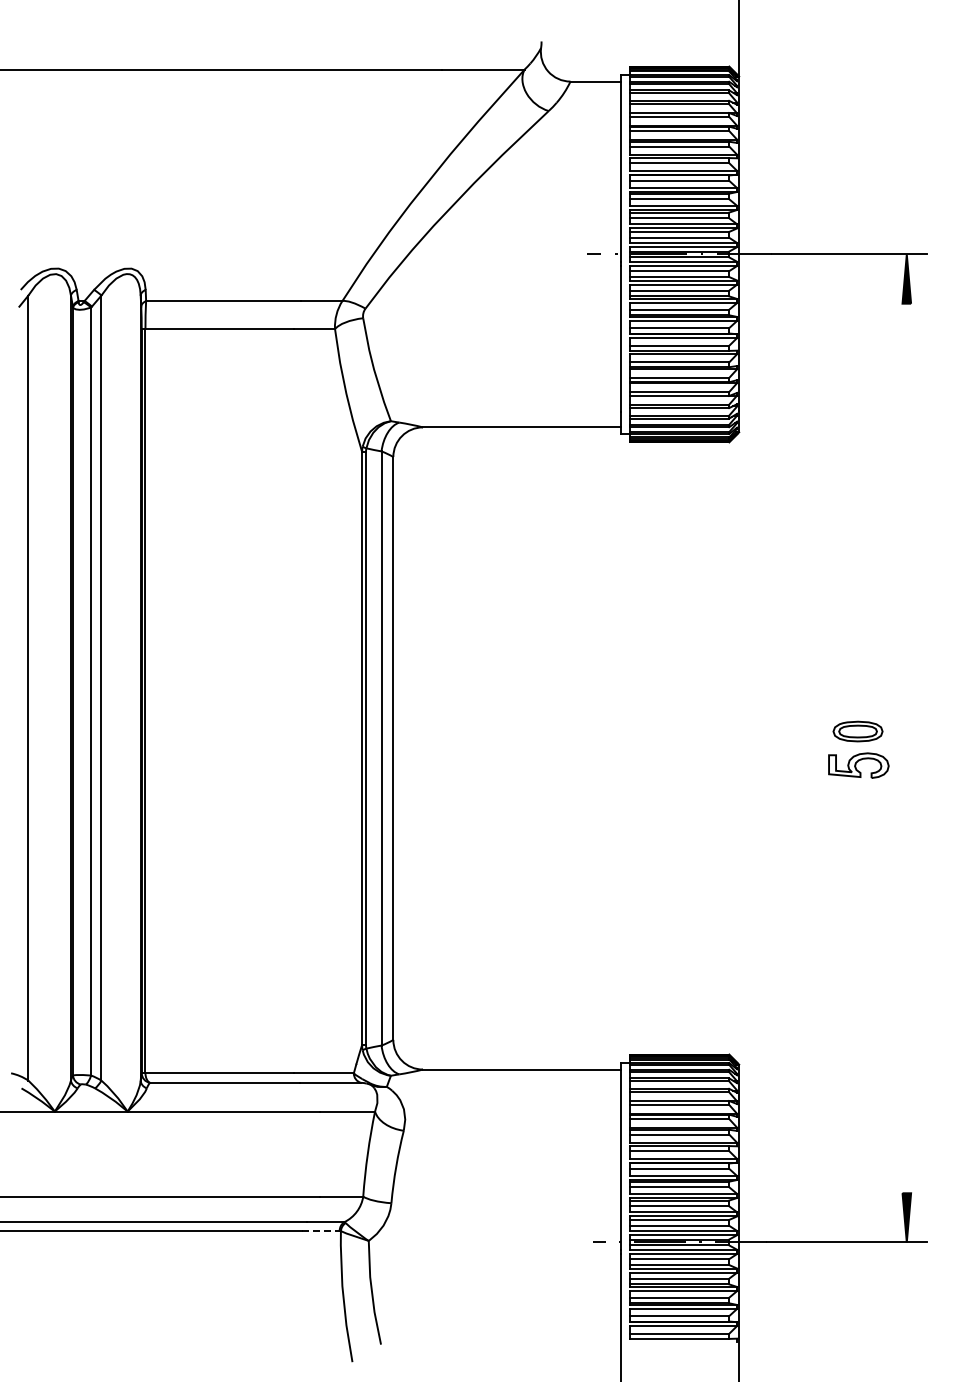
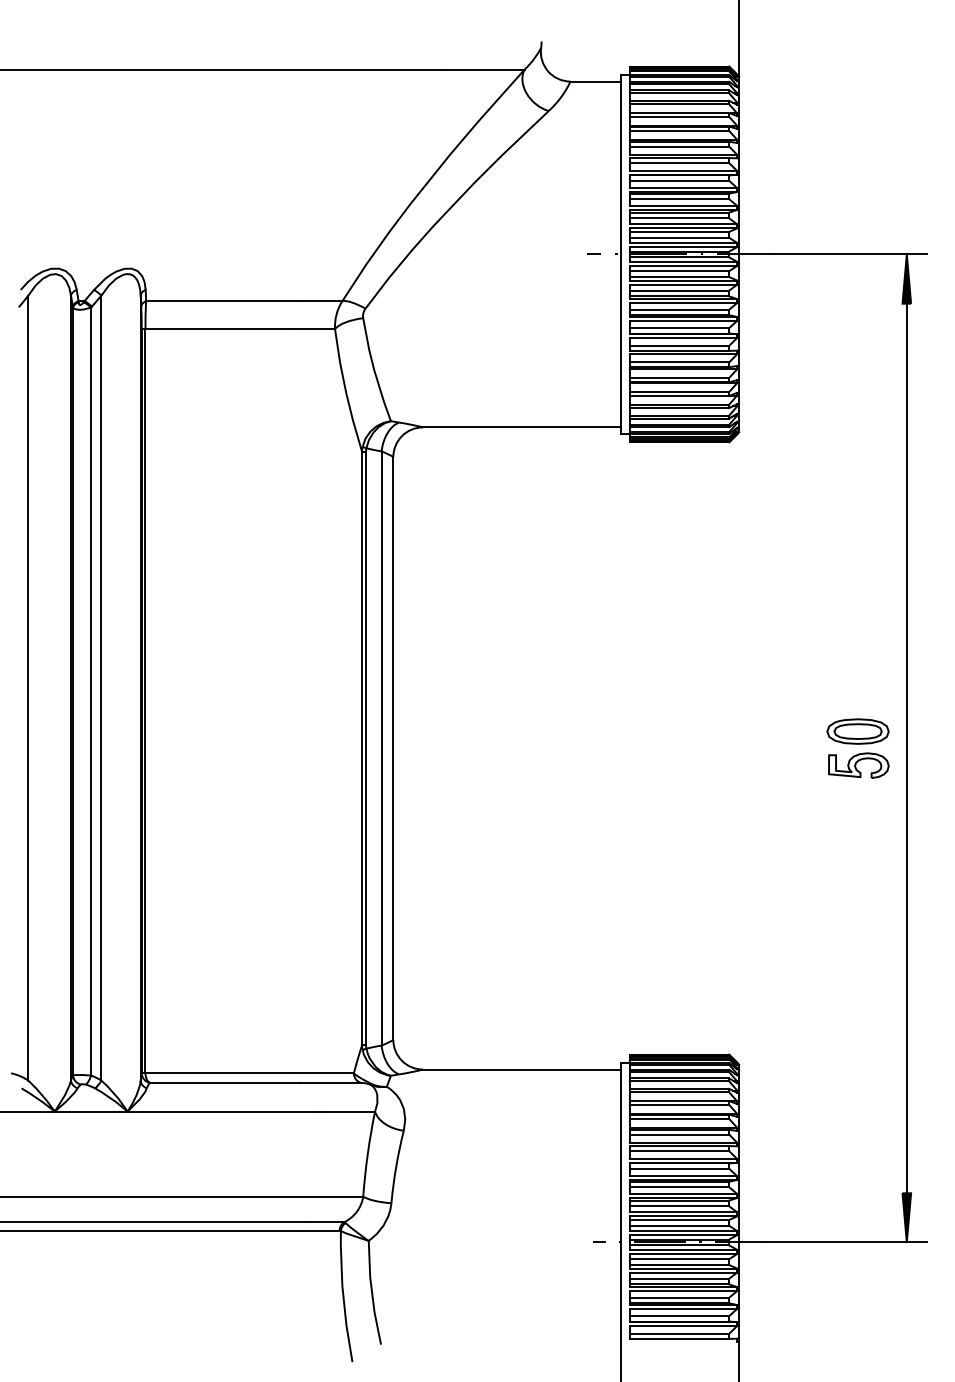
part size: 52x23 px -> 64x27 px (857, 731)
line: none -> present (906, 748)
line: dashed -> solid (320, 1230)
